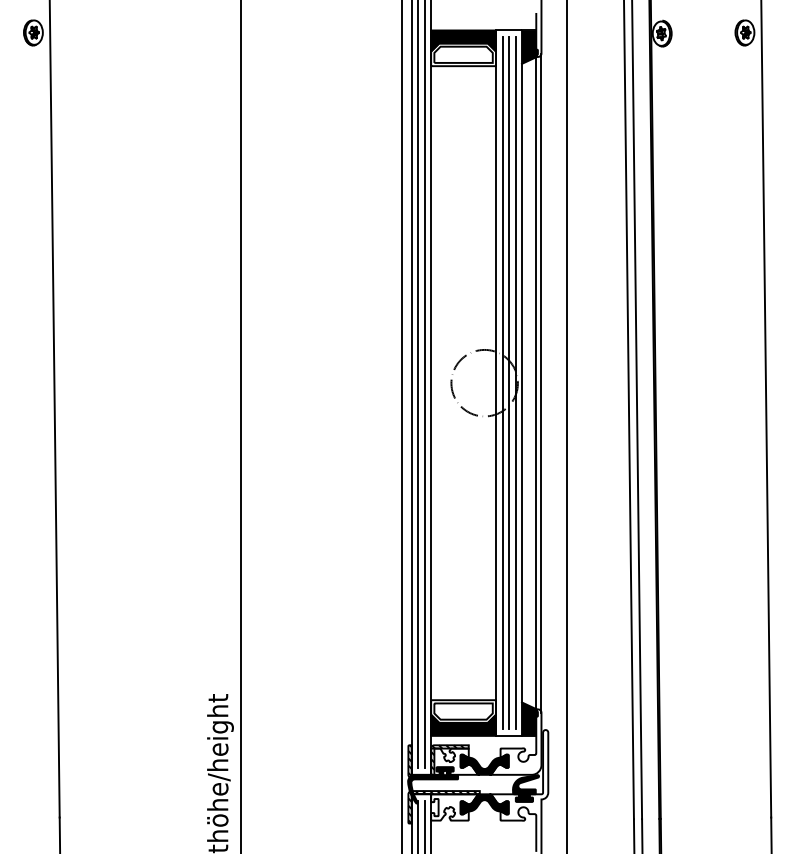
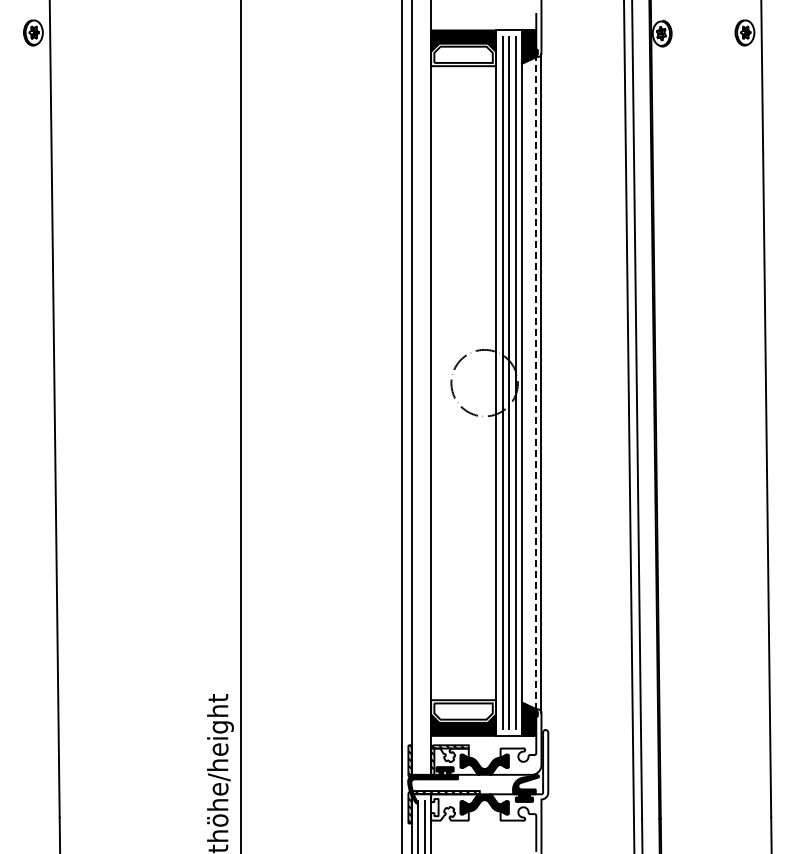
line: solid -> dashed (536, 383)
line: present -> none (418, 385)
line: present -> none (424, 385)
line: present -> none (567, 426)
